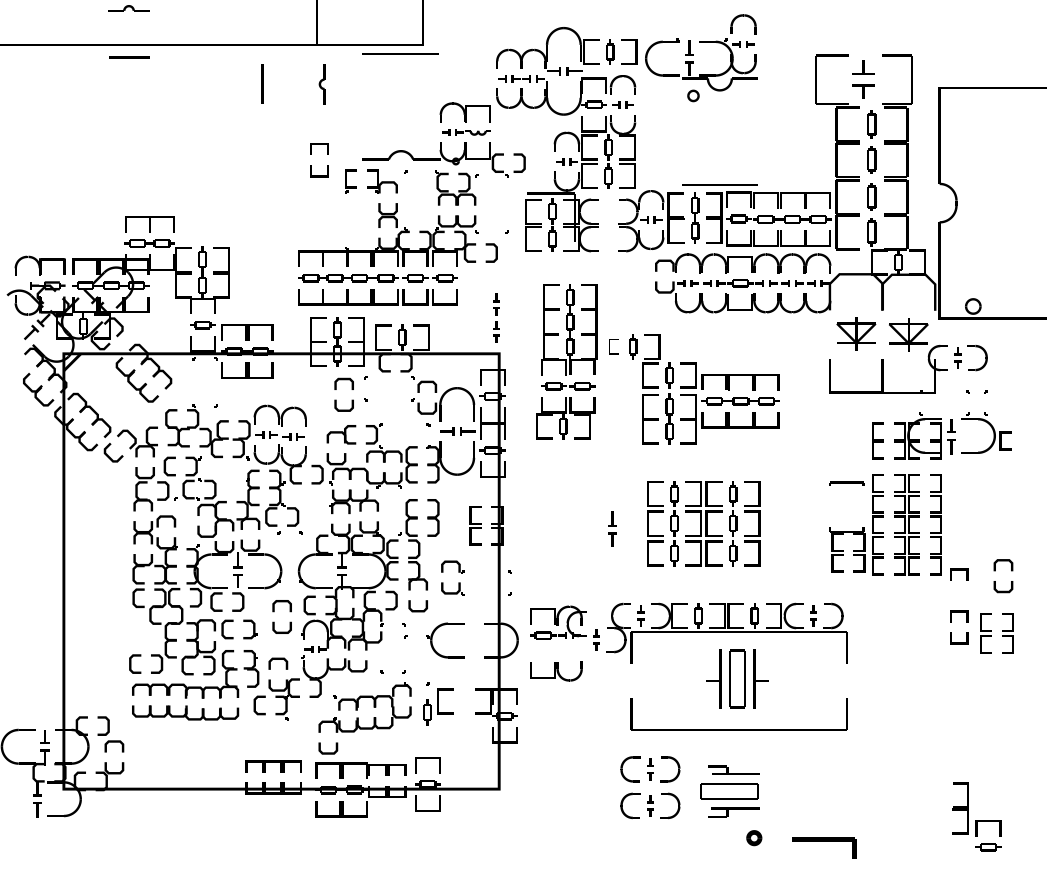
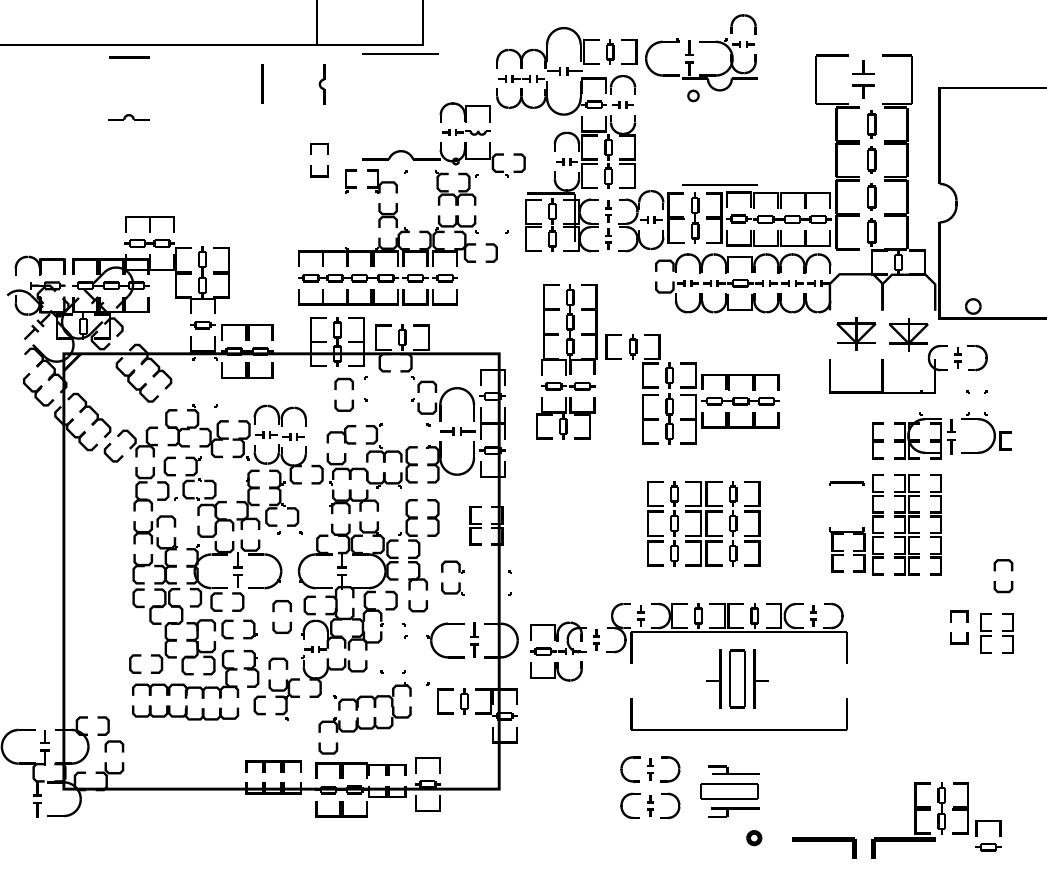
part position: (128, 8) -> (128, 117) (128, 117)
part position: (496, 317) -> (608, 224) (608, 224)
part size: 10x16 px -> 17x26 px (613, 346)
part position: (612, 528) -> (474, 639) (474, 639)
line: present -> none (959, 570)
part position: (558, 622) -> (558, 638) (558, 638)
part position: (427, 712) -> (464, 701) (464, 701)
part: none -> present (908, 820)
